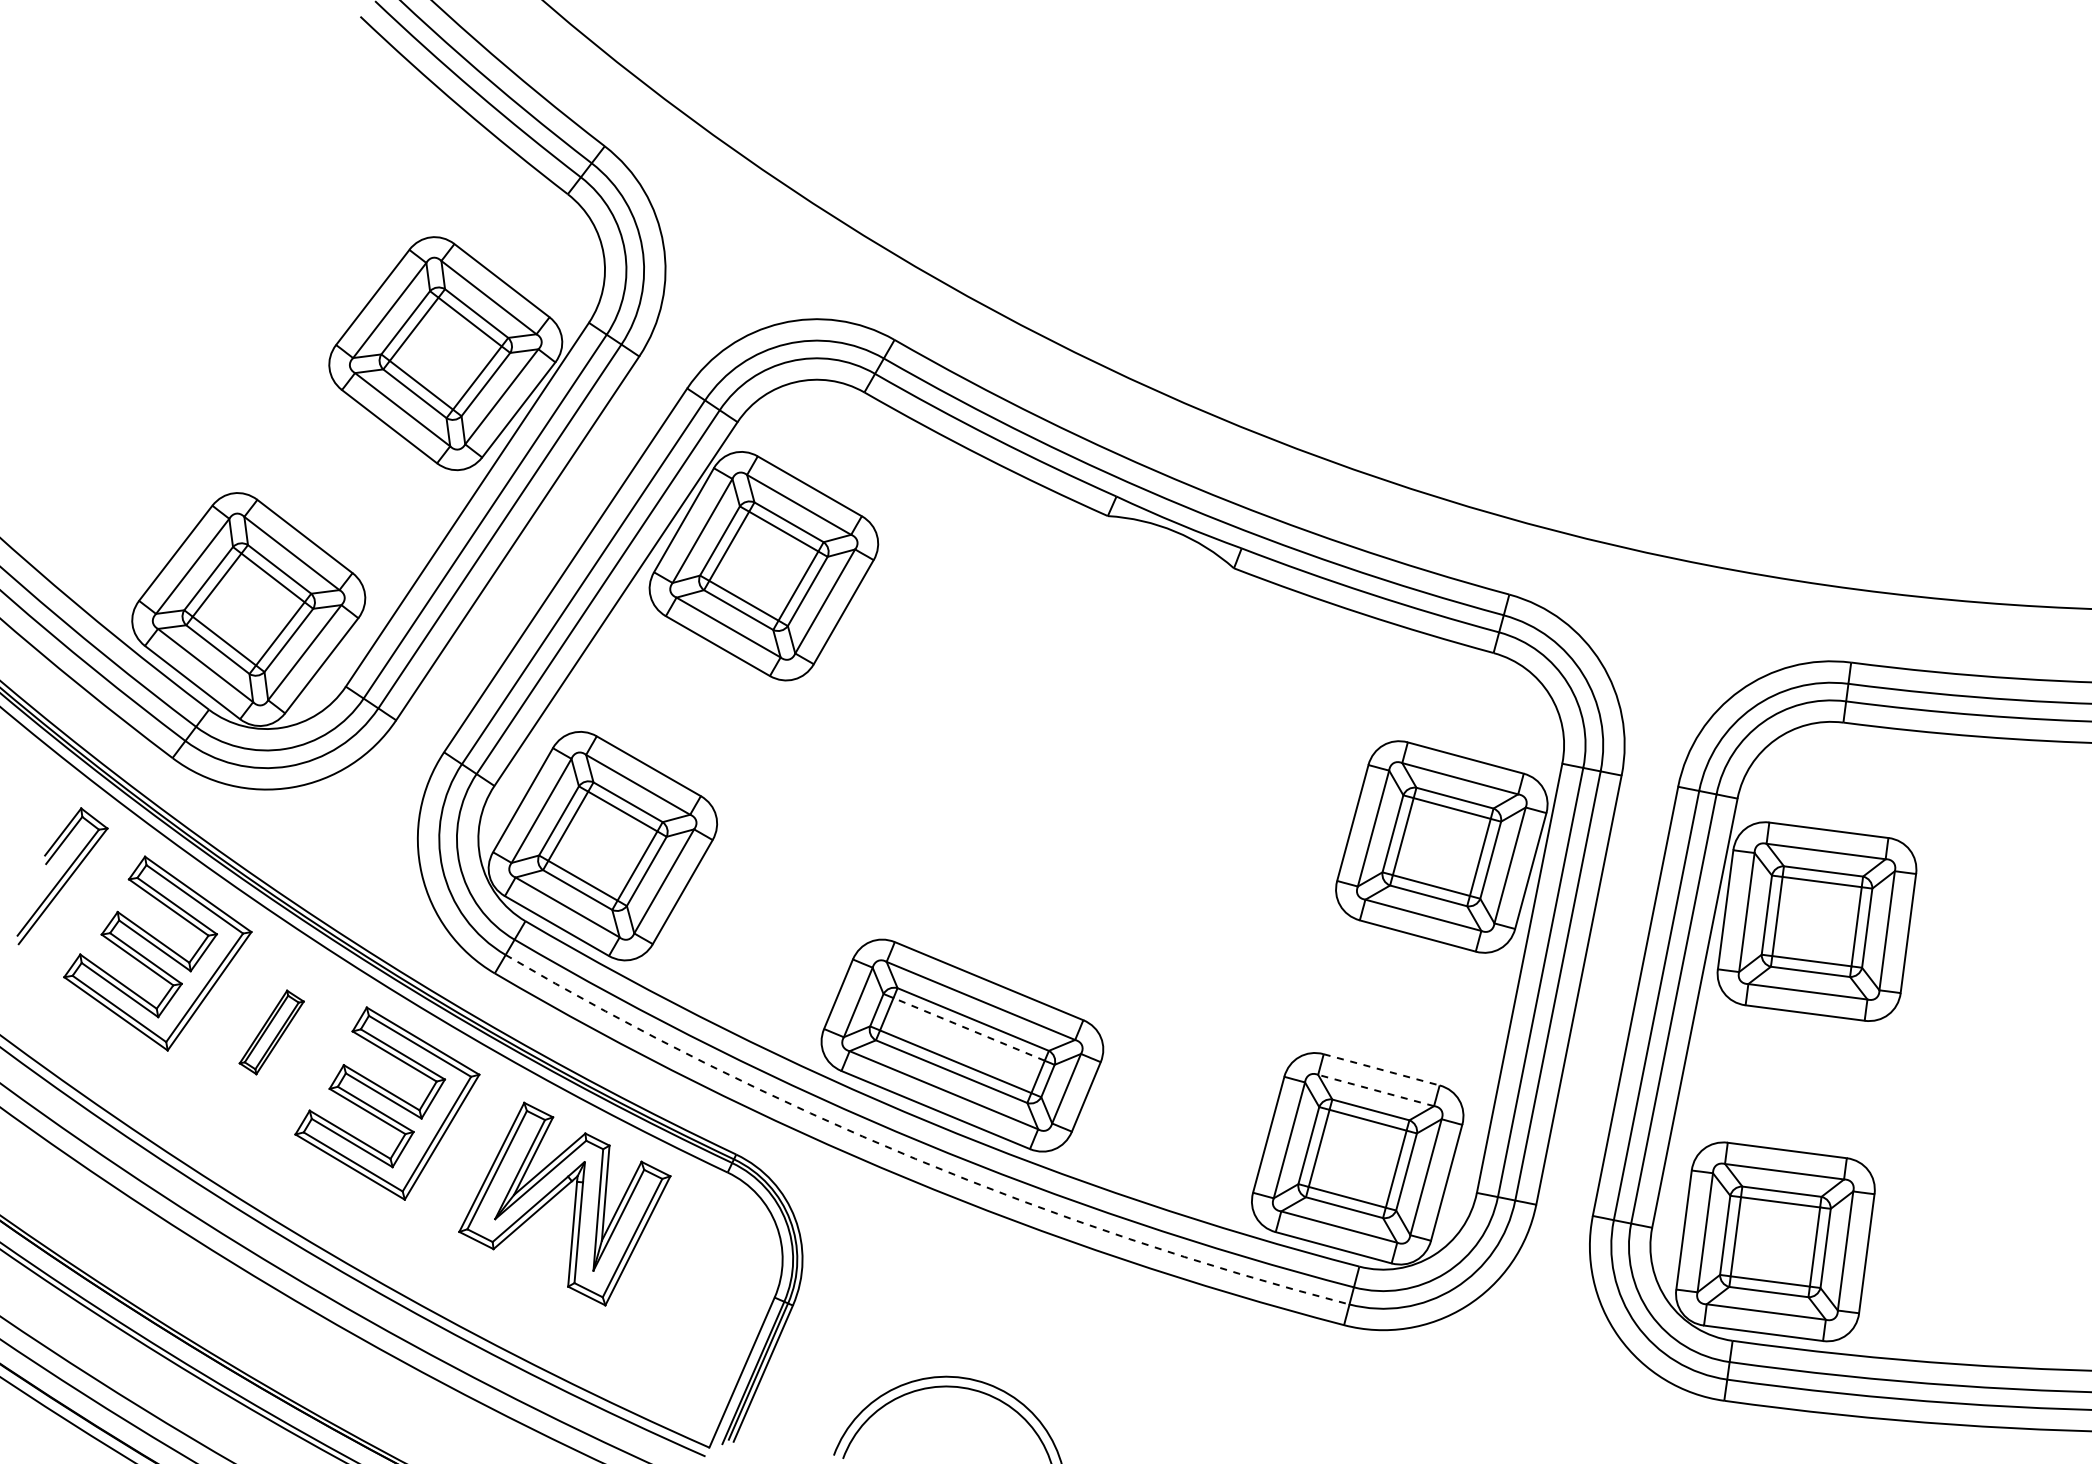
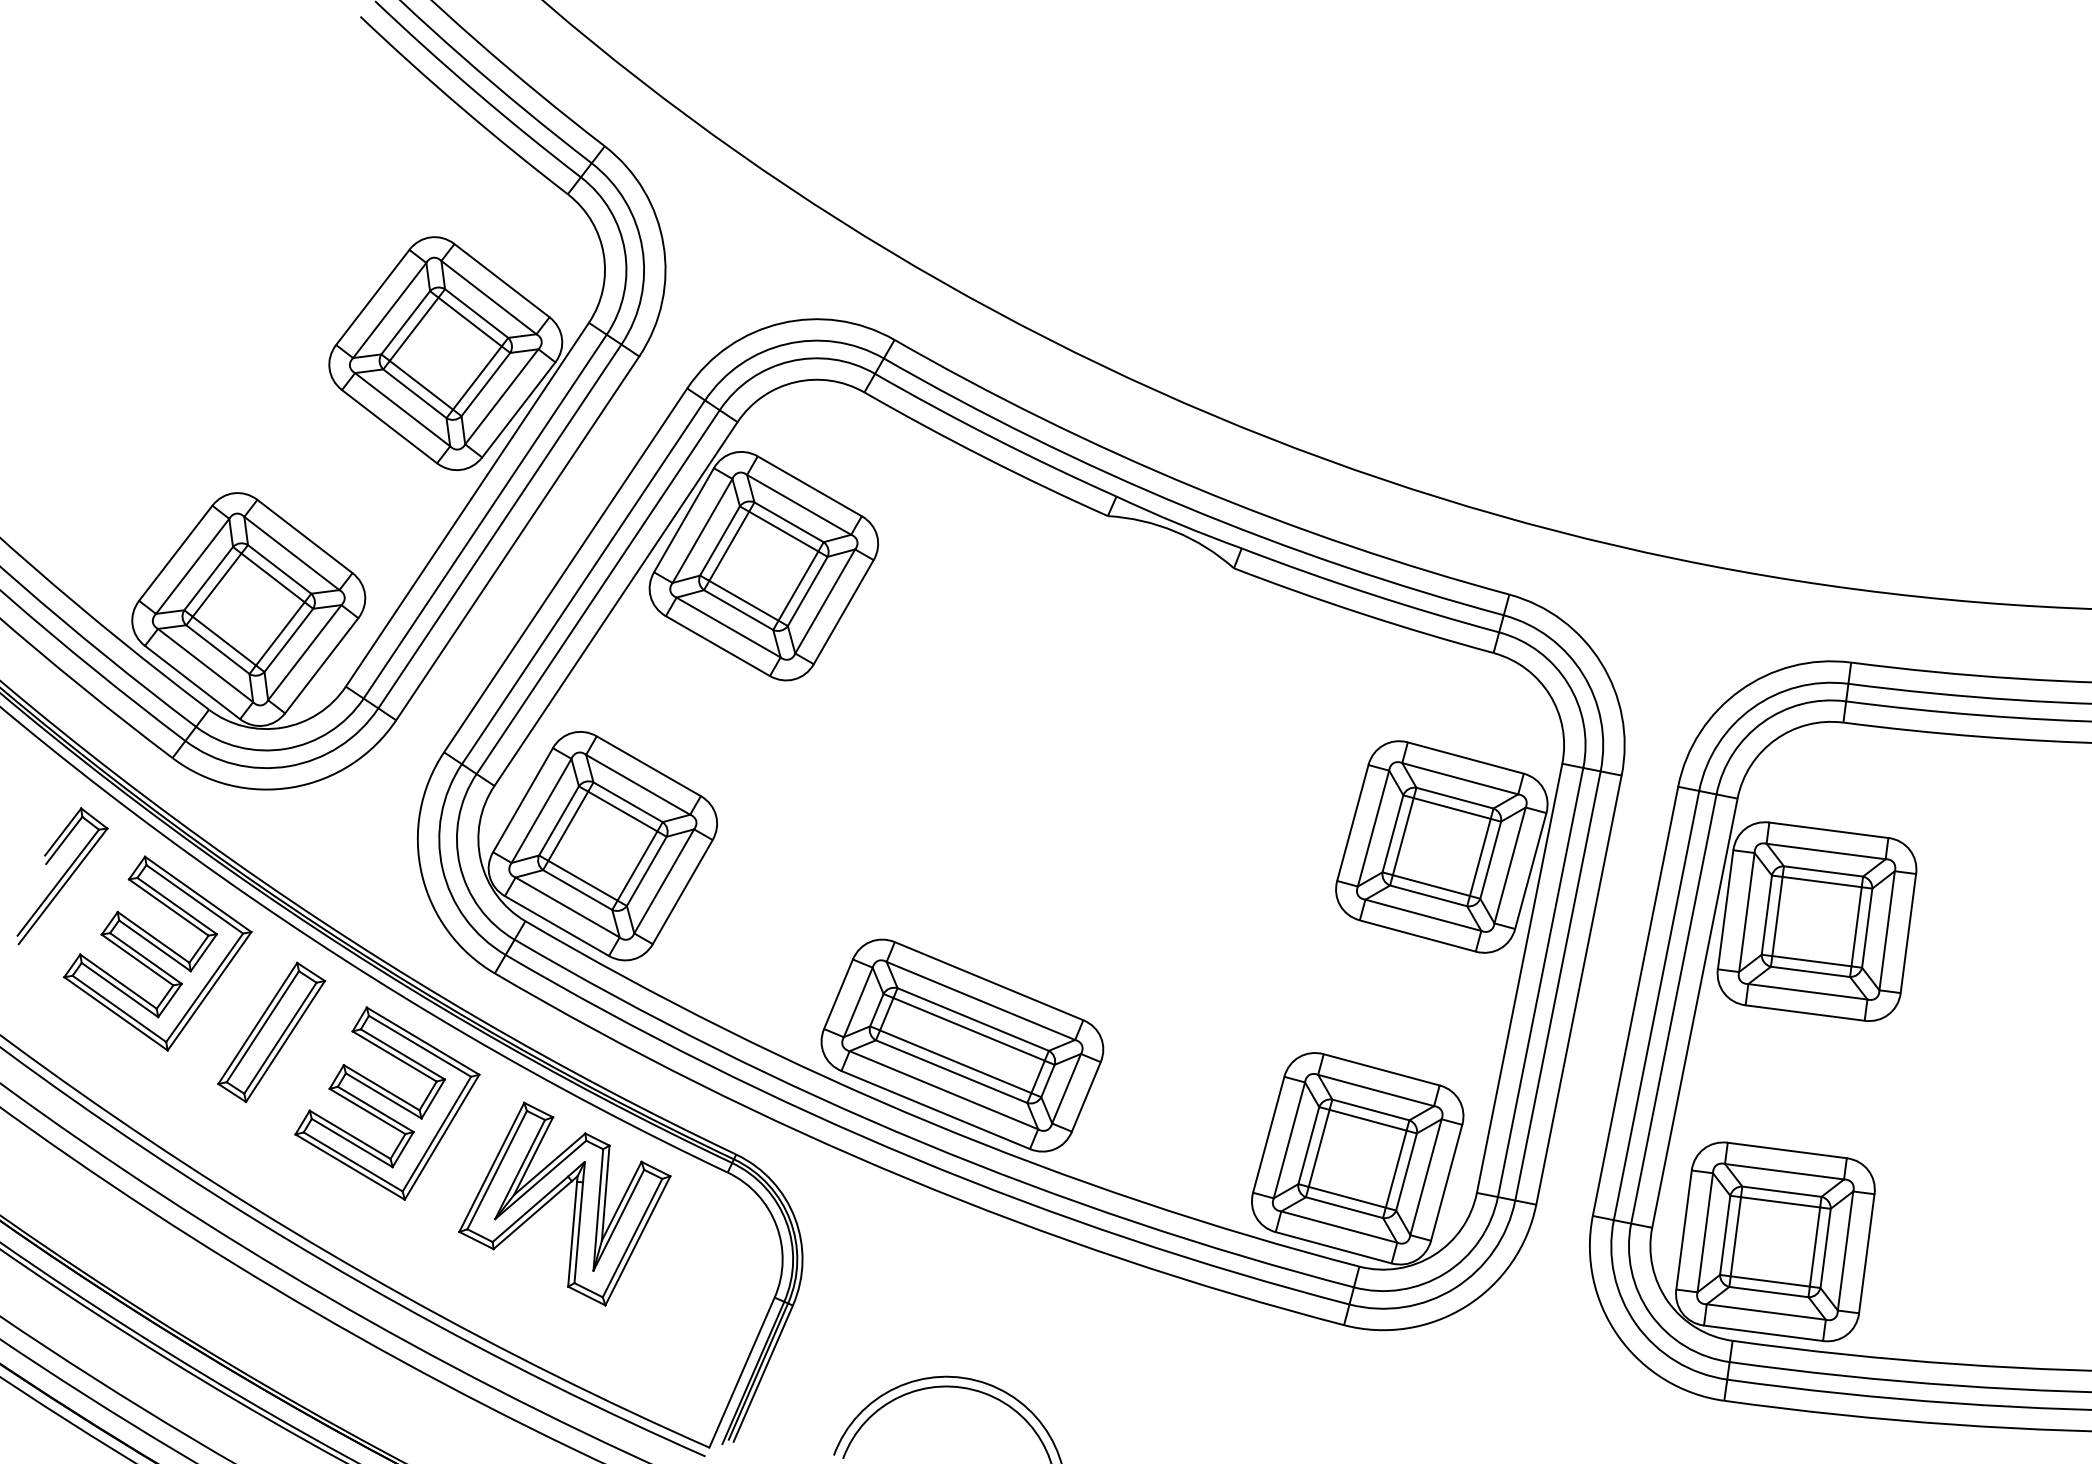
line: dashed -> solid (969, 1029)
part size: 67x87 px -> 110x143 px (271, 1032)
line: dashed -> solid (1382, 1069)
line: dashed -> solid (1375, 1090)
arc: dashed -> solid (915, 1158)
